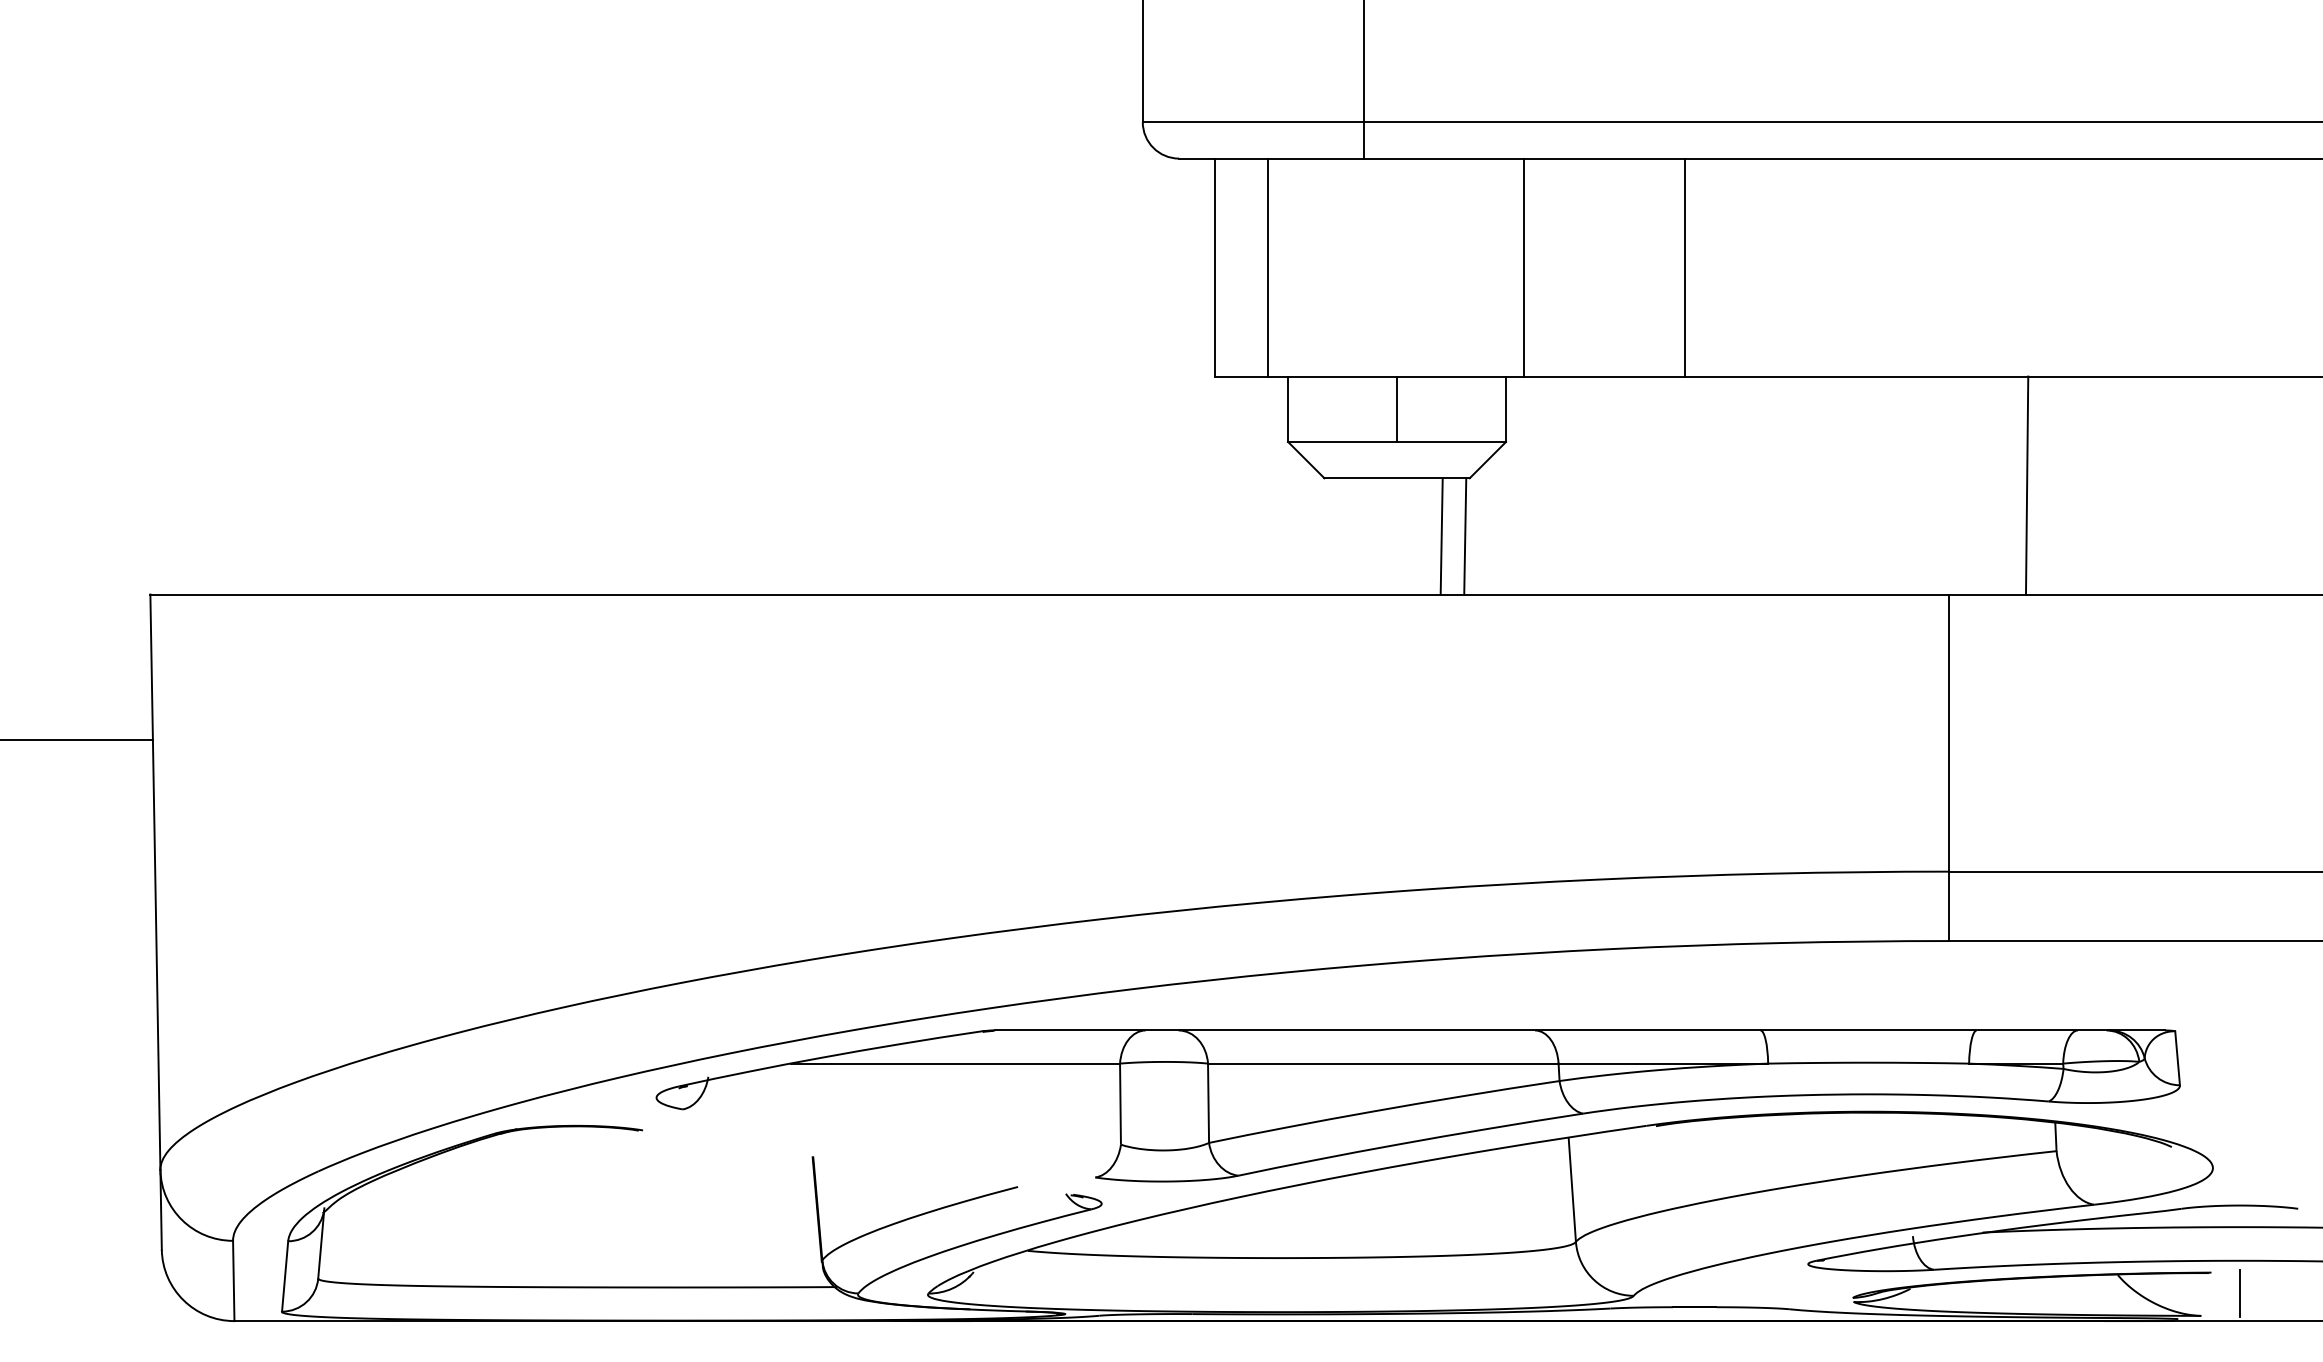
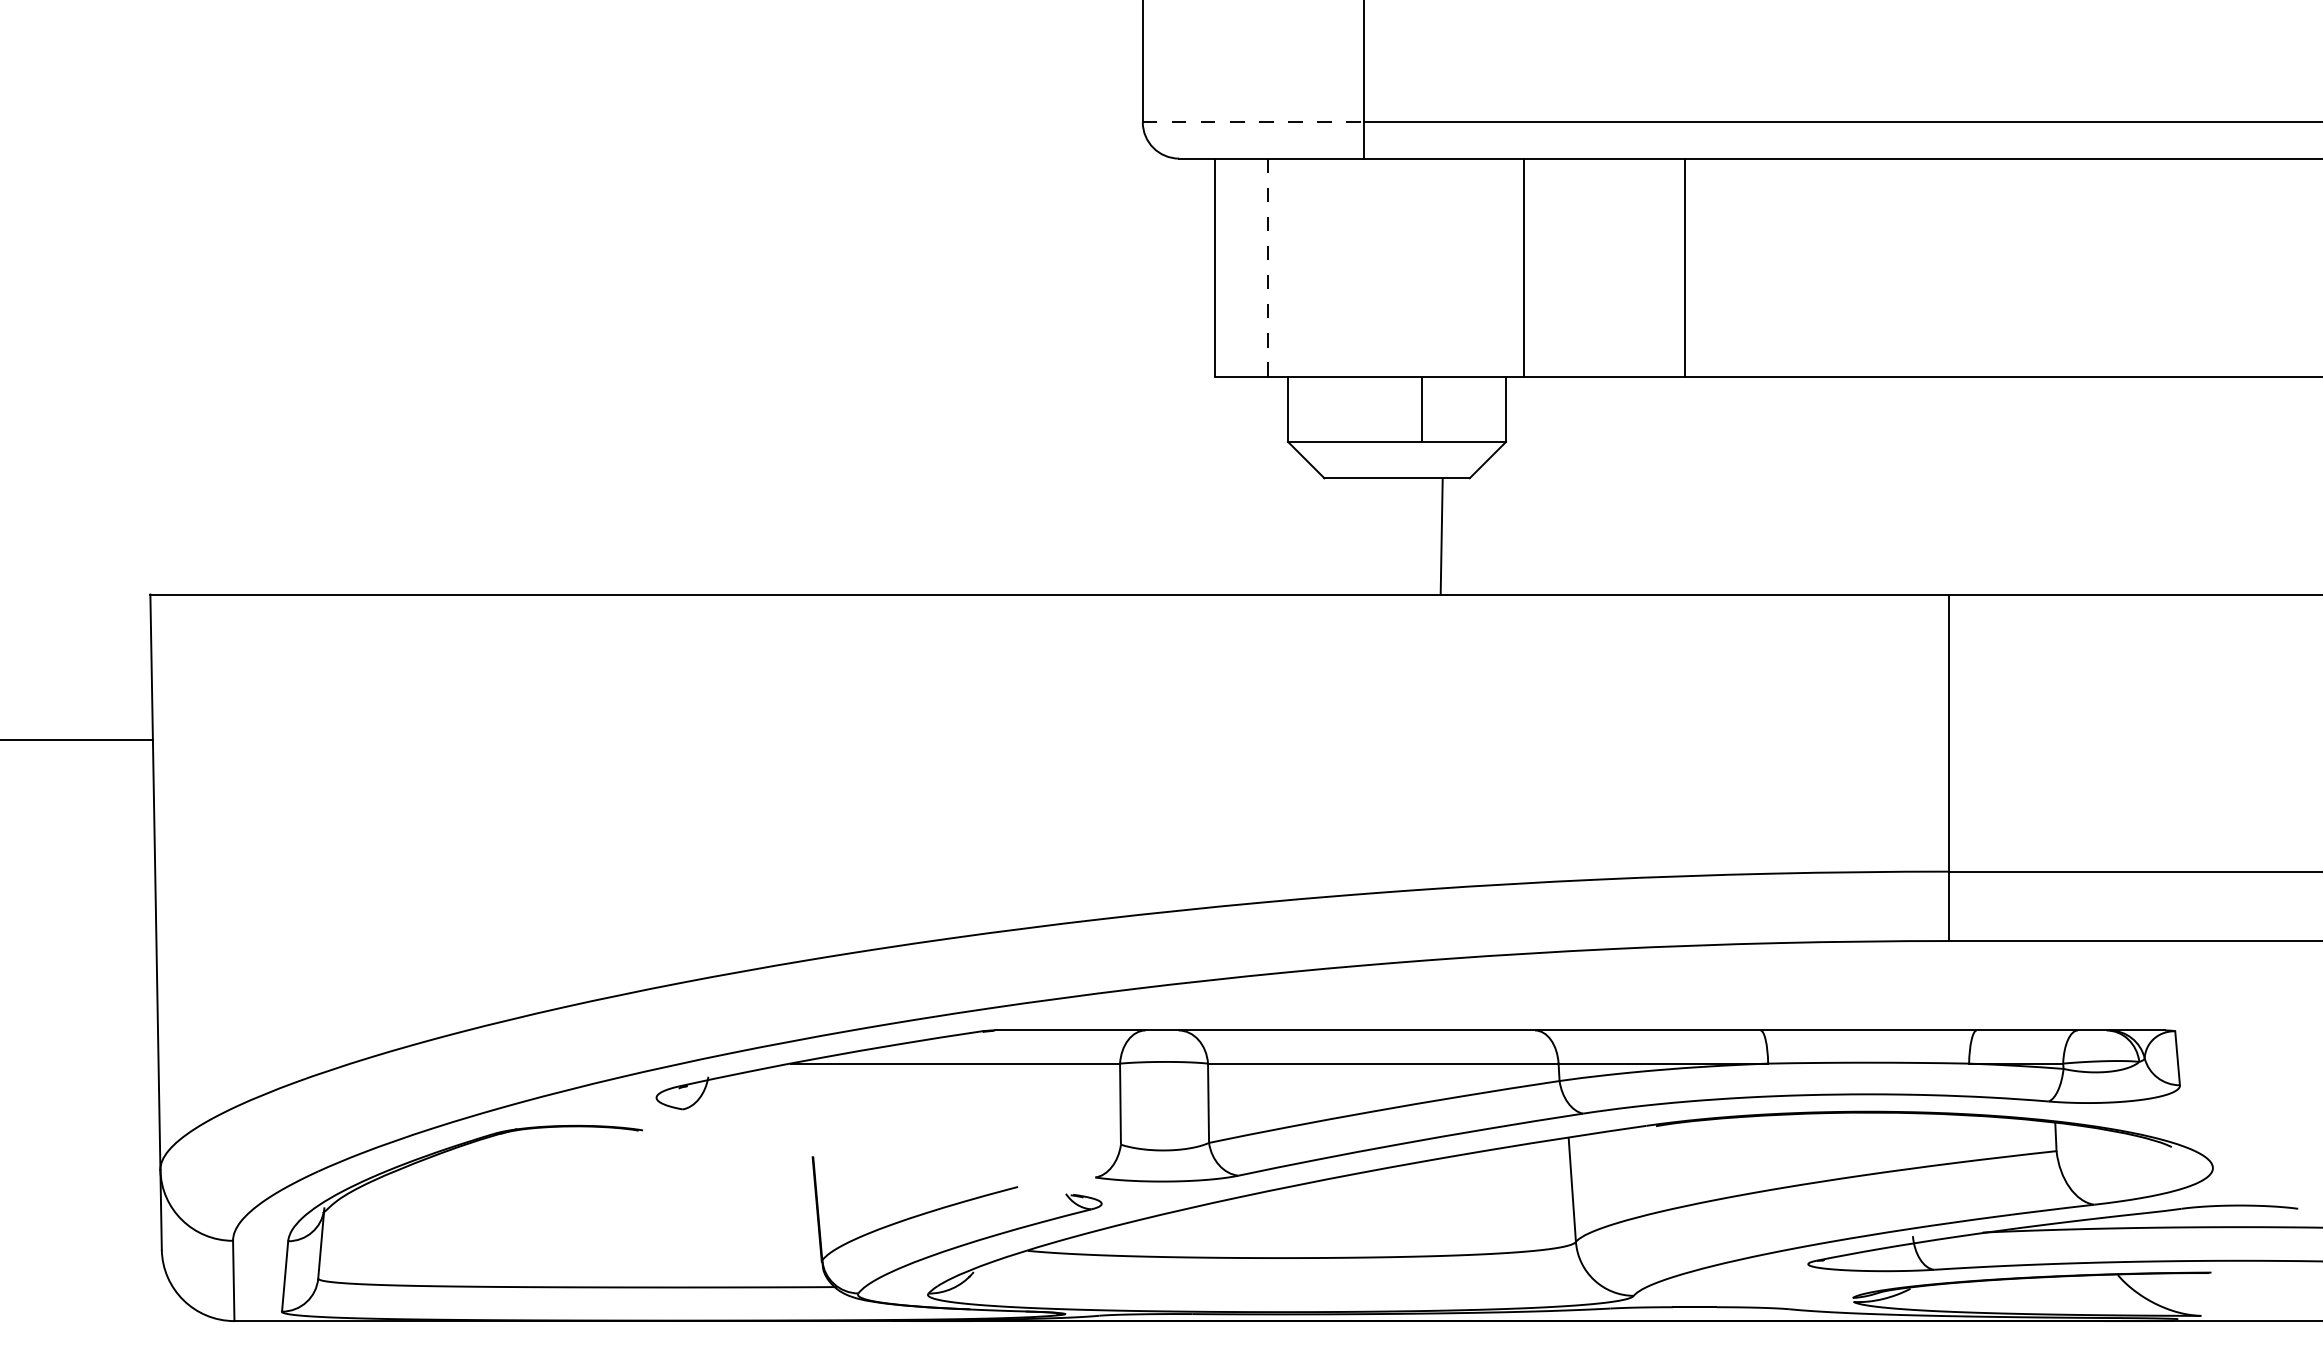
line: solid -> dashed (1253, 122)
line: solid -> dashed (1268, 267)
line position: (1397, 408) -> (1422, 408) (1422, 408)
line: present -> none (2026, 485)
line: present -> none (1465, 536)
line: present -> none (2239, 1293)
